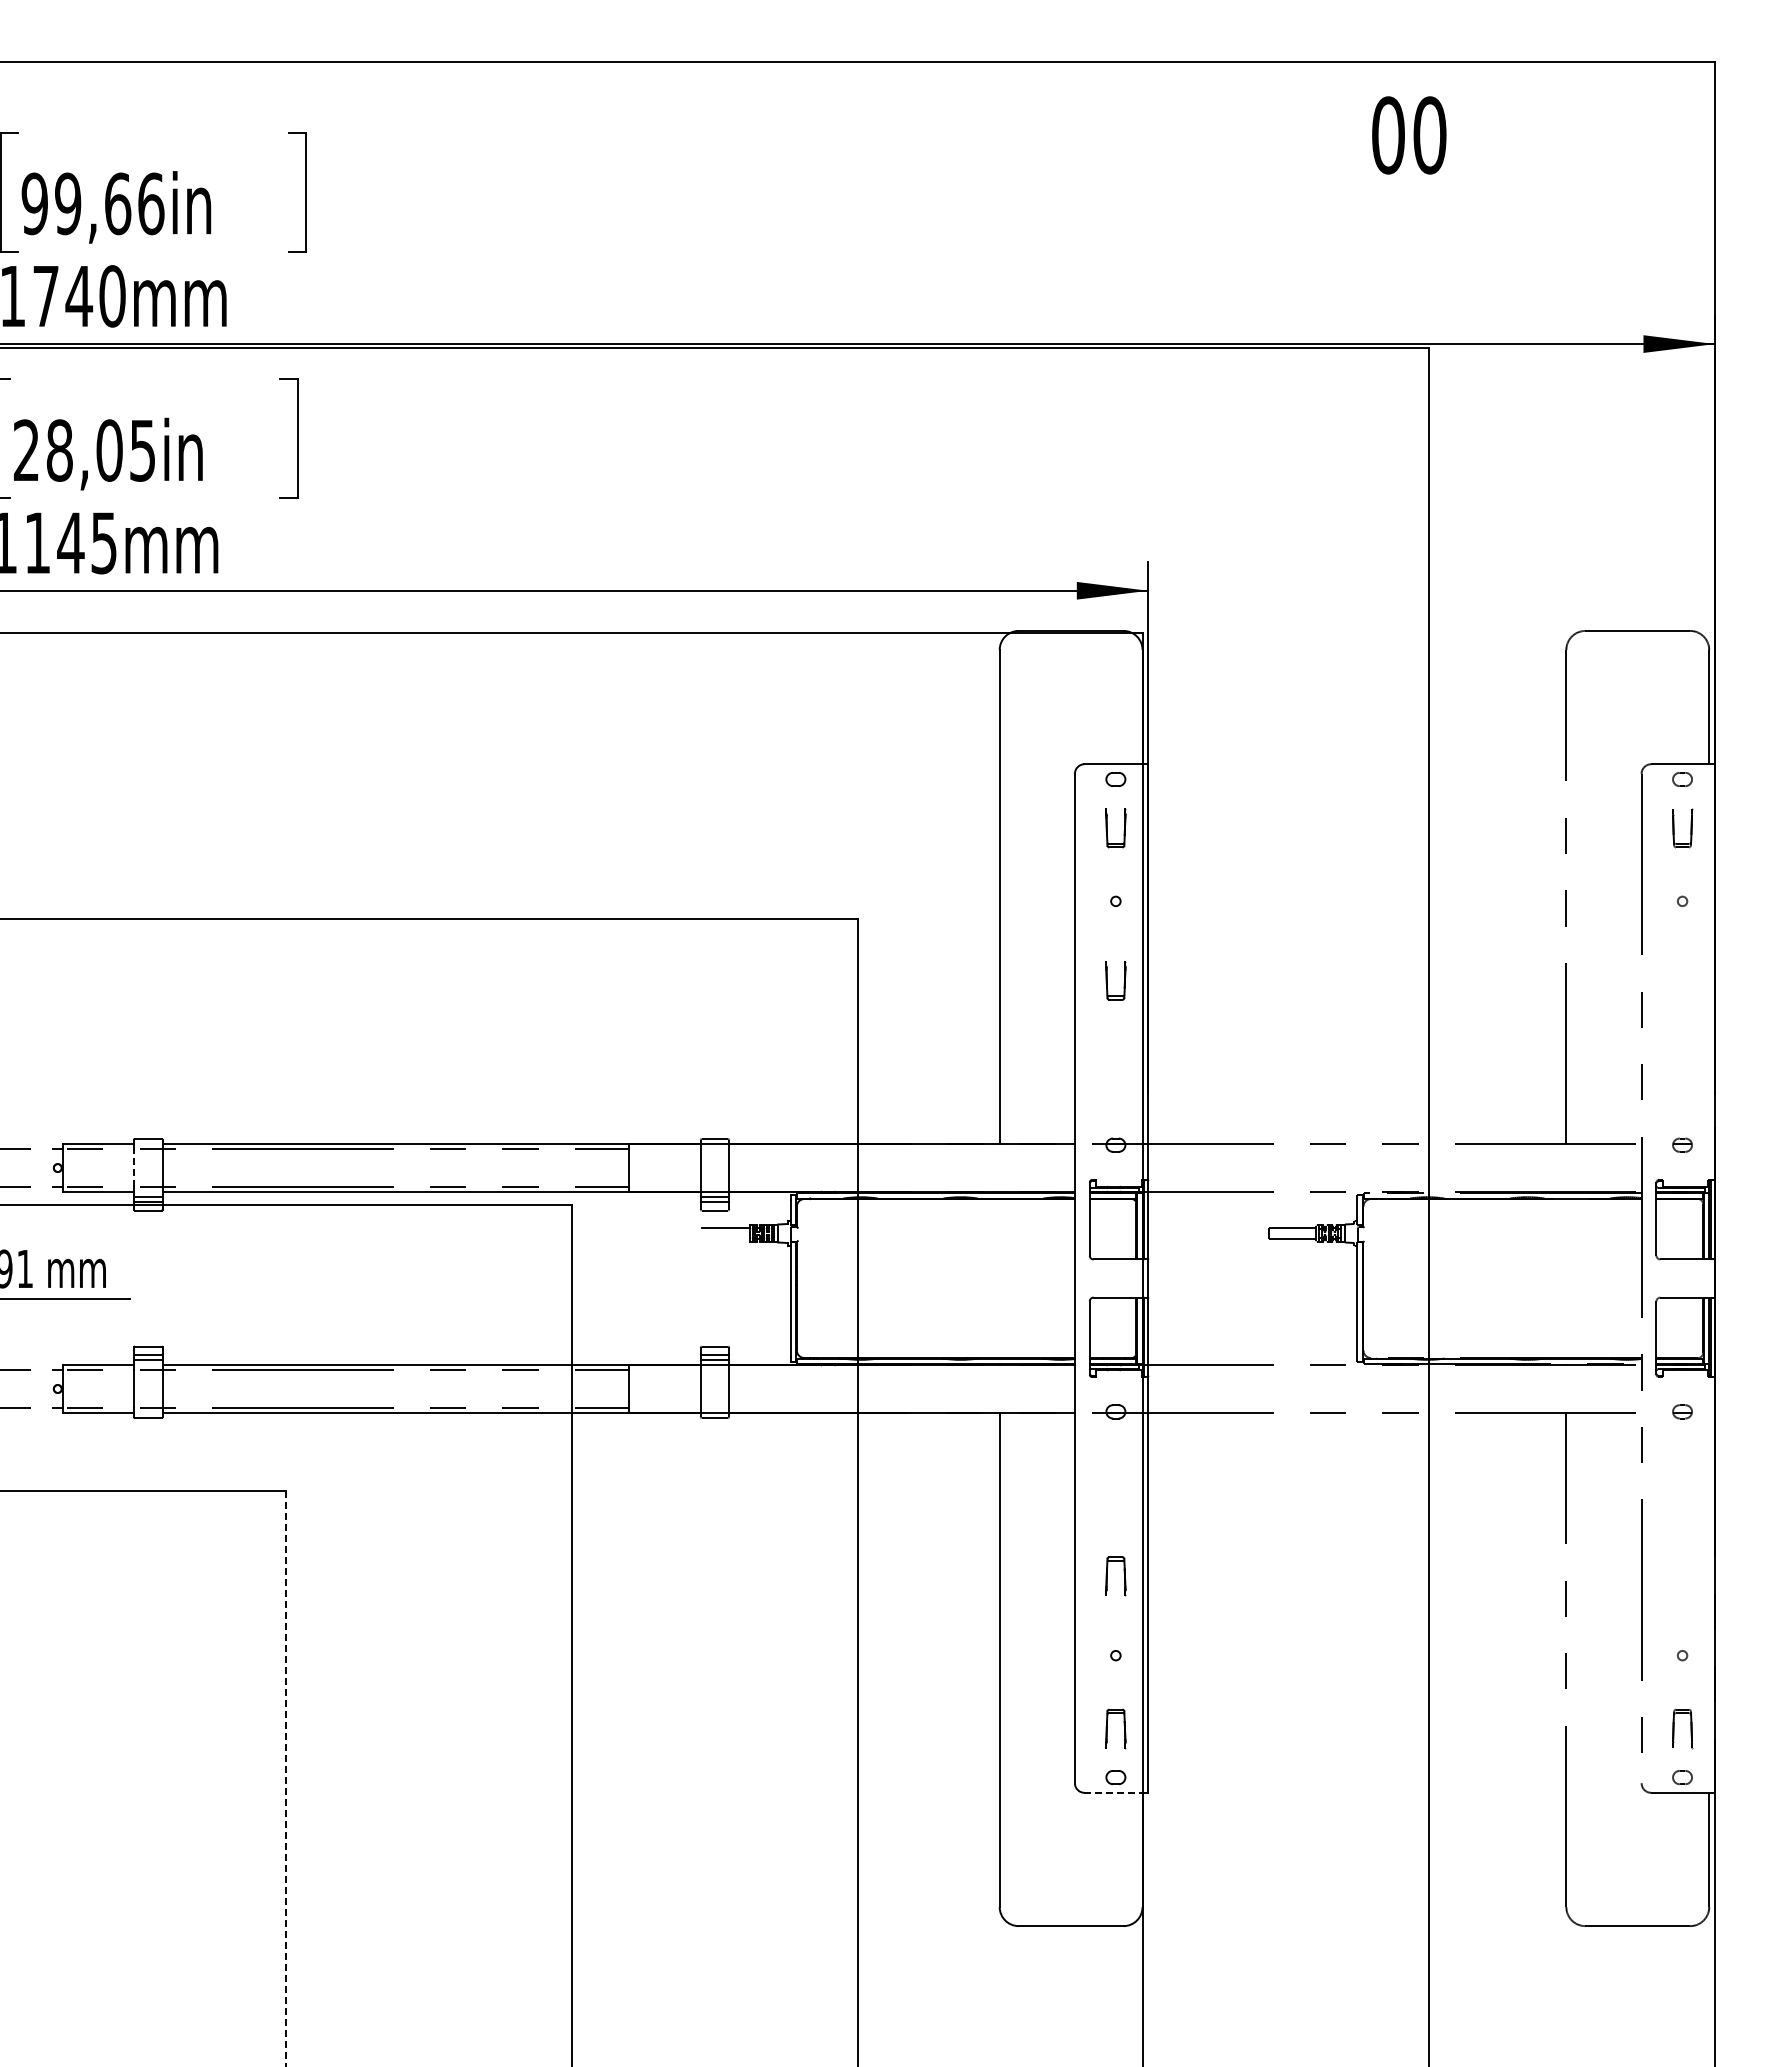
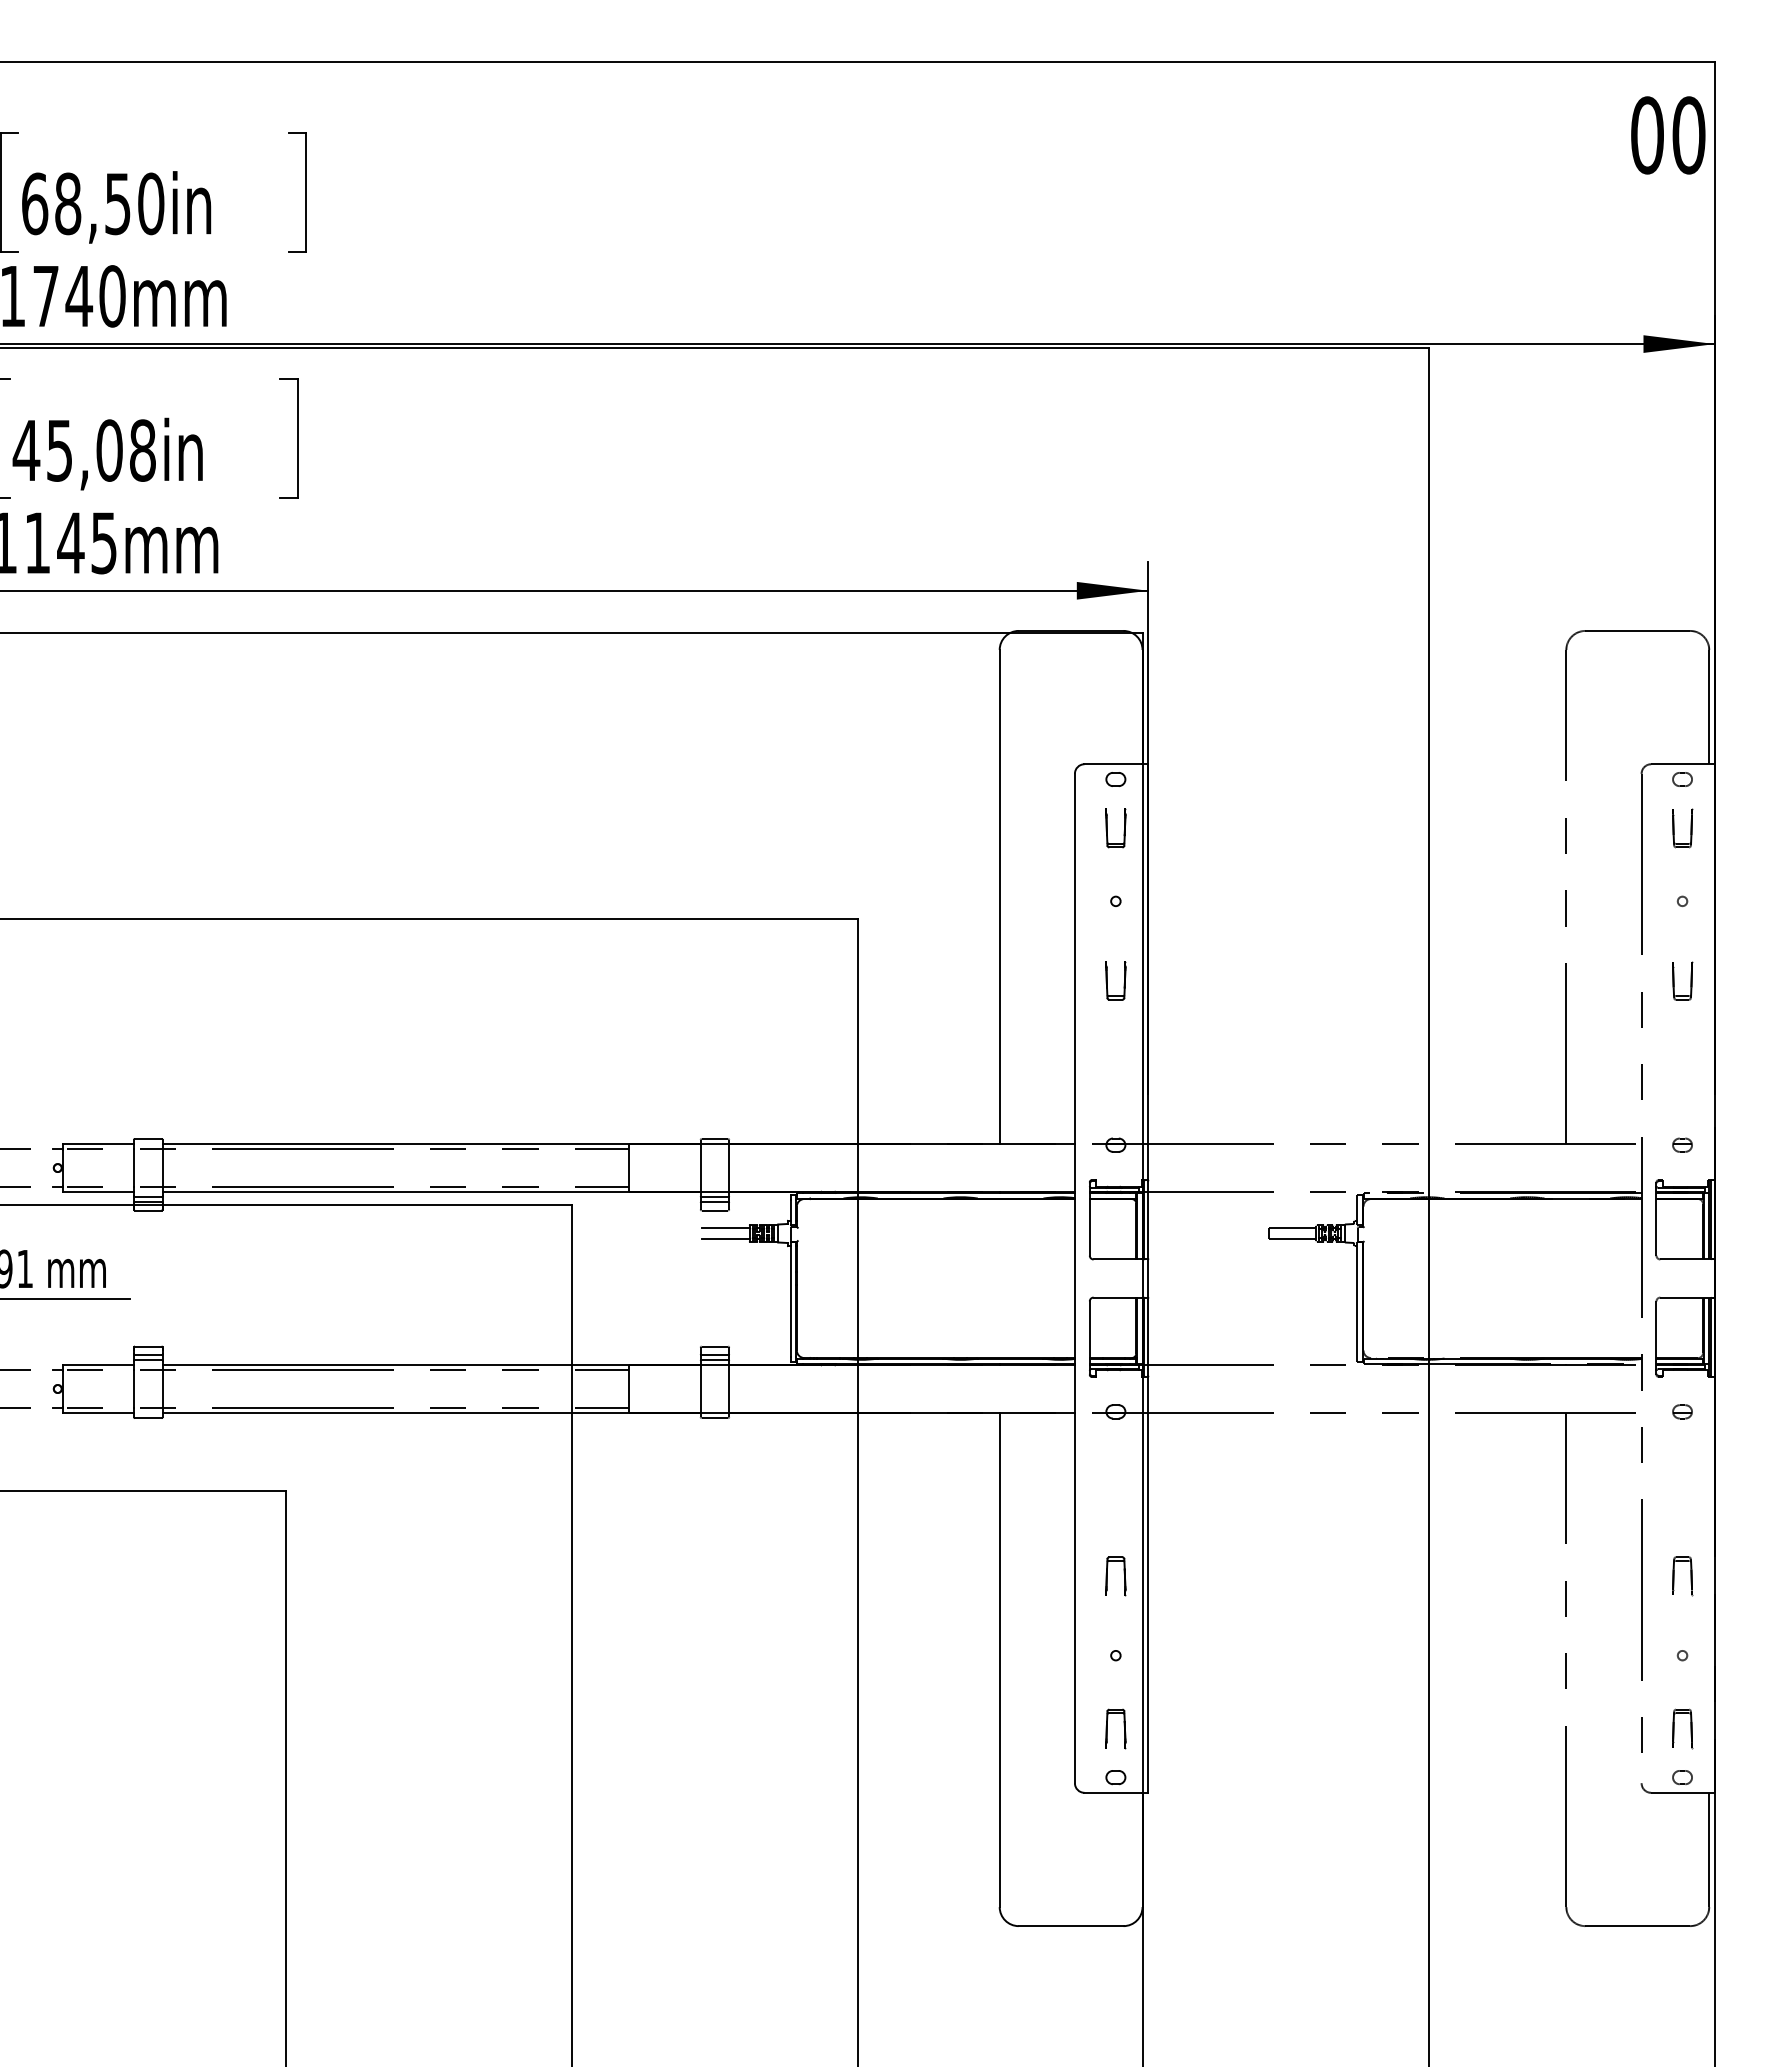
text position: (1409, 135) -> (1668, 135) (1668, 135)
text: 99,66in -> 68,50in (92, 203)
text: 28,05in -> 45,08in (83, 450)
part: none -> present (1674, 980)
line: dashed -> solid (134, 1168)
line: none -> present (725, 1238)
part: none -> present (1674, 1576)
line: dashed -> solid (286, 1778)
line: dashed -> solid (1113, 1792)
